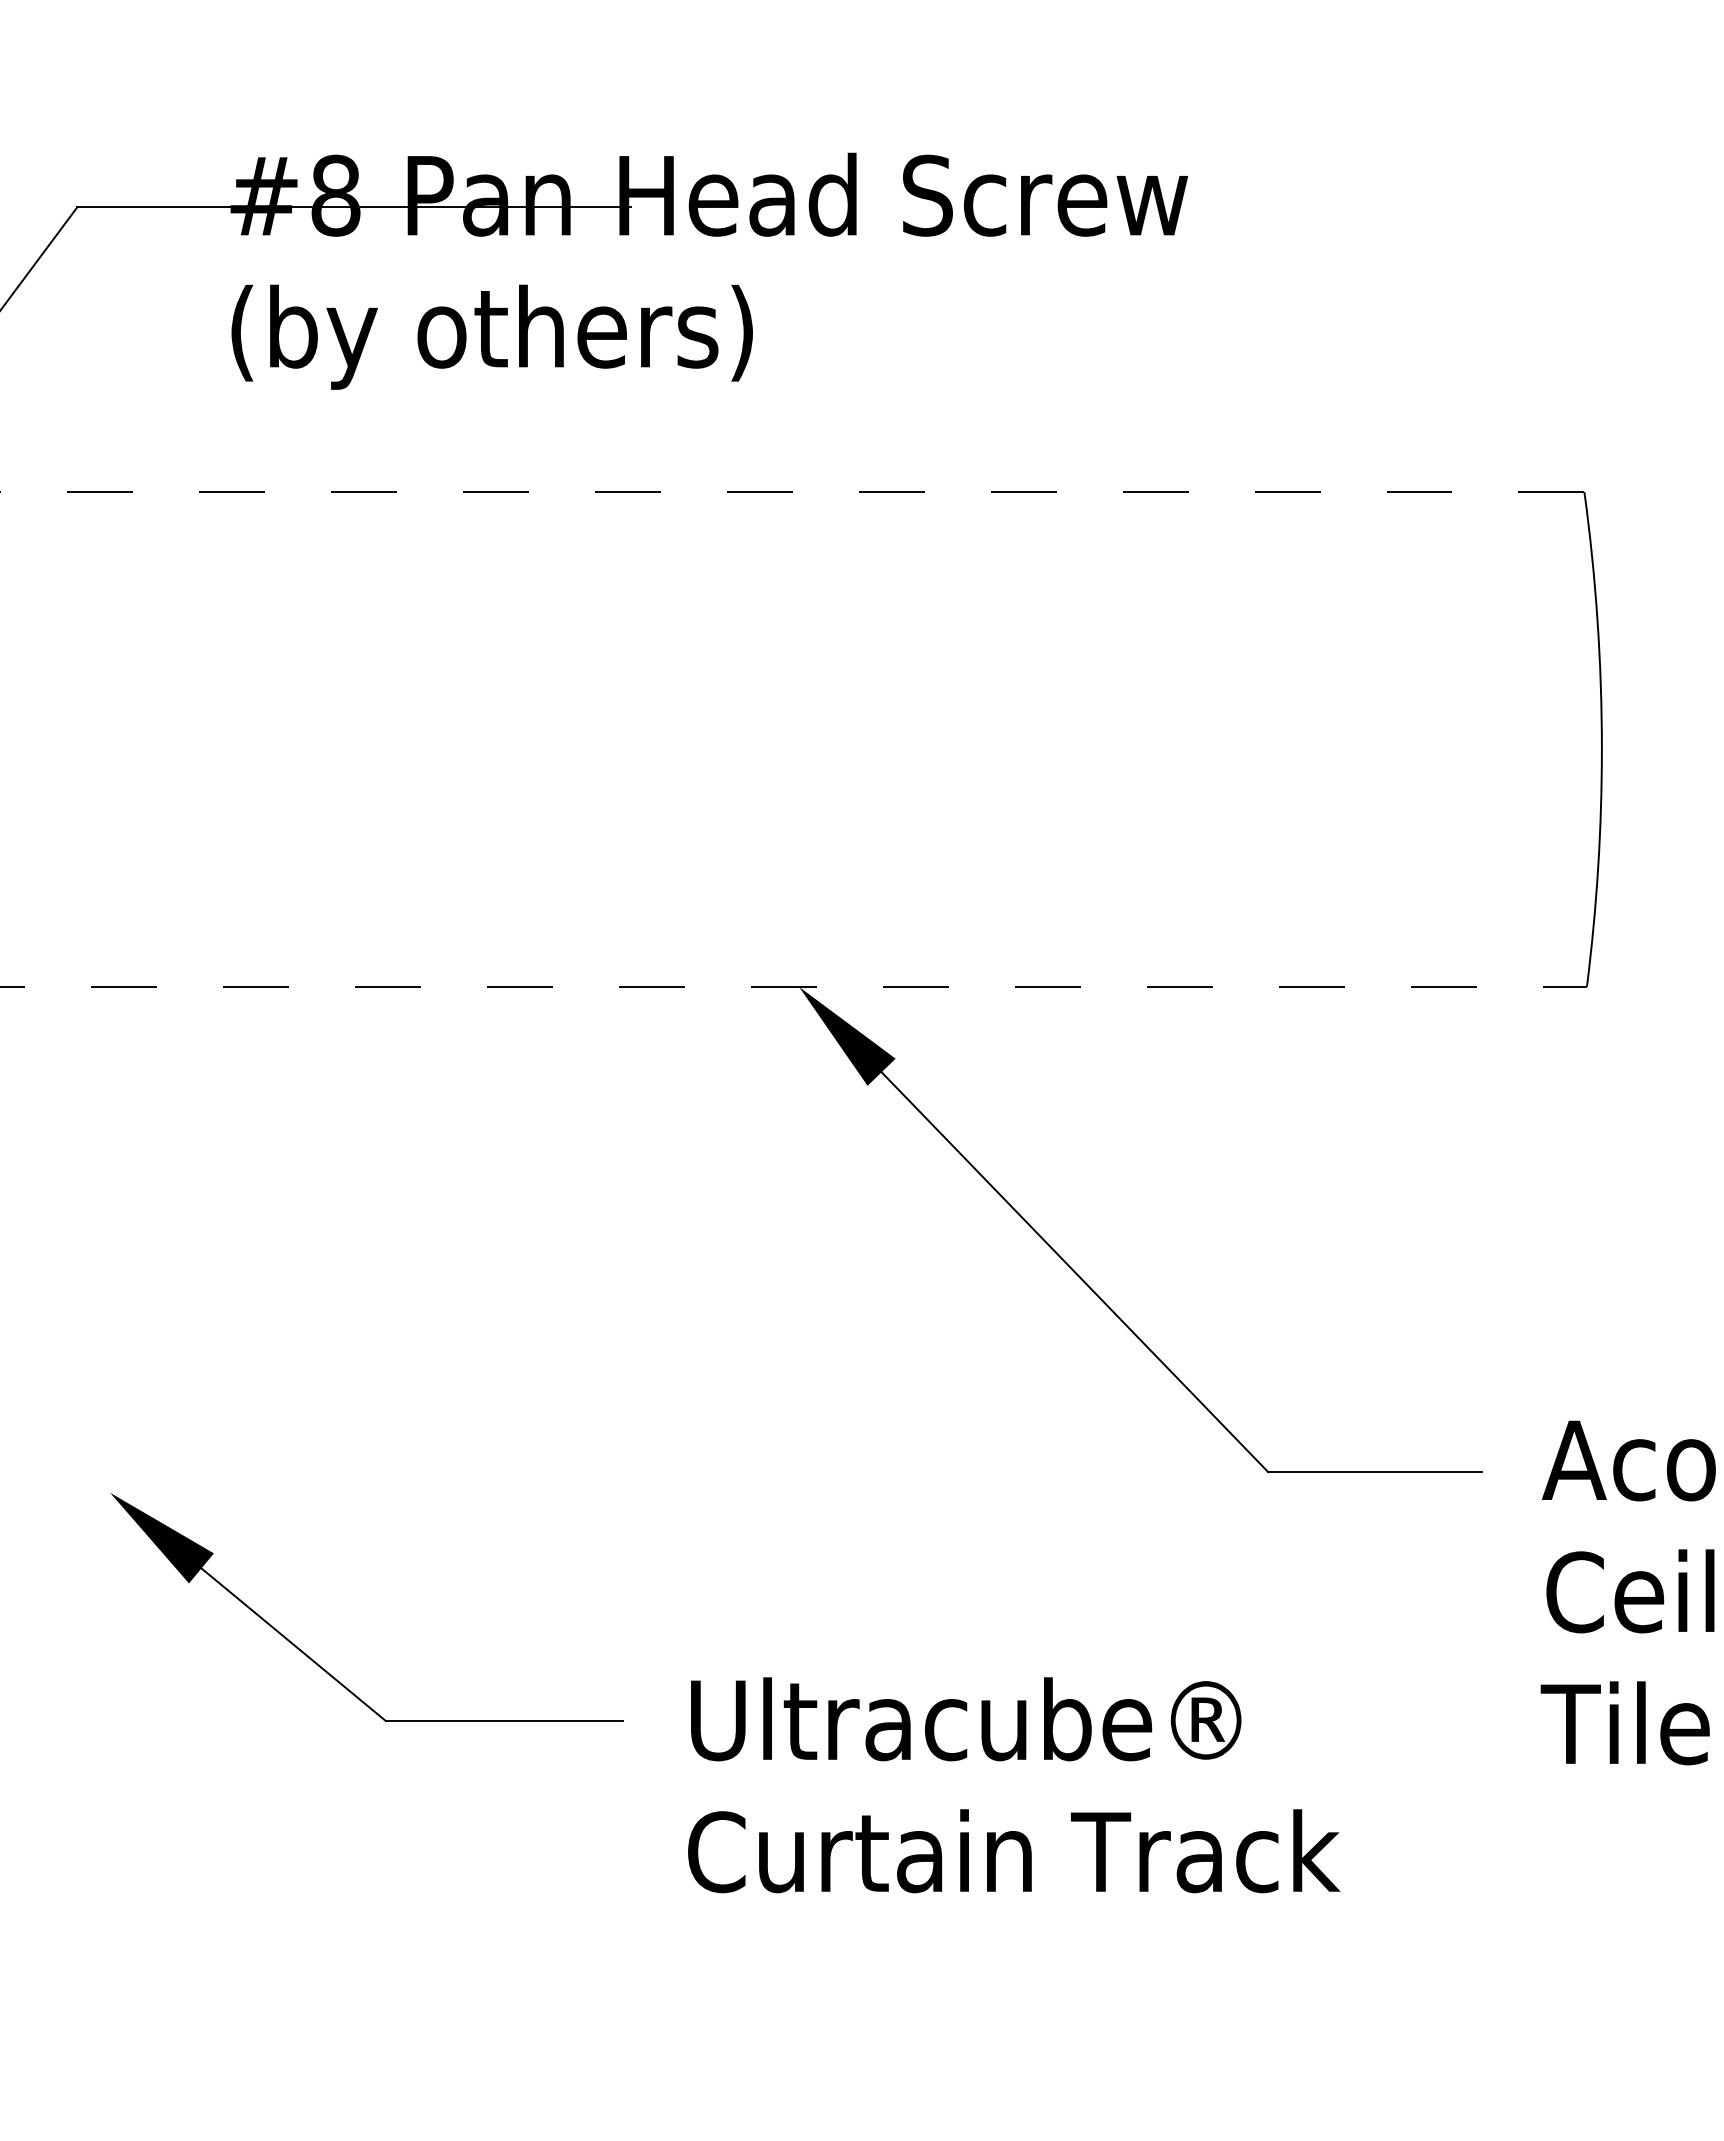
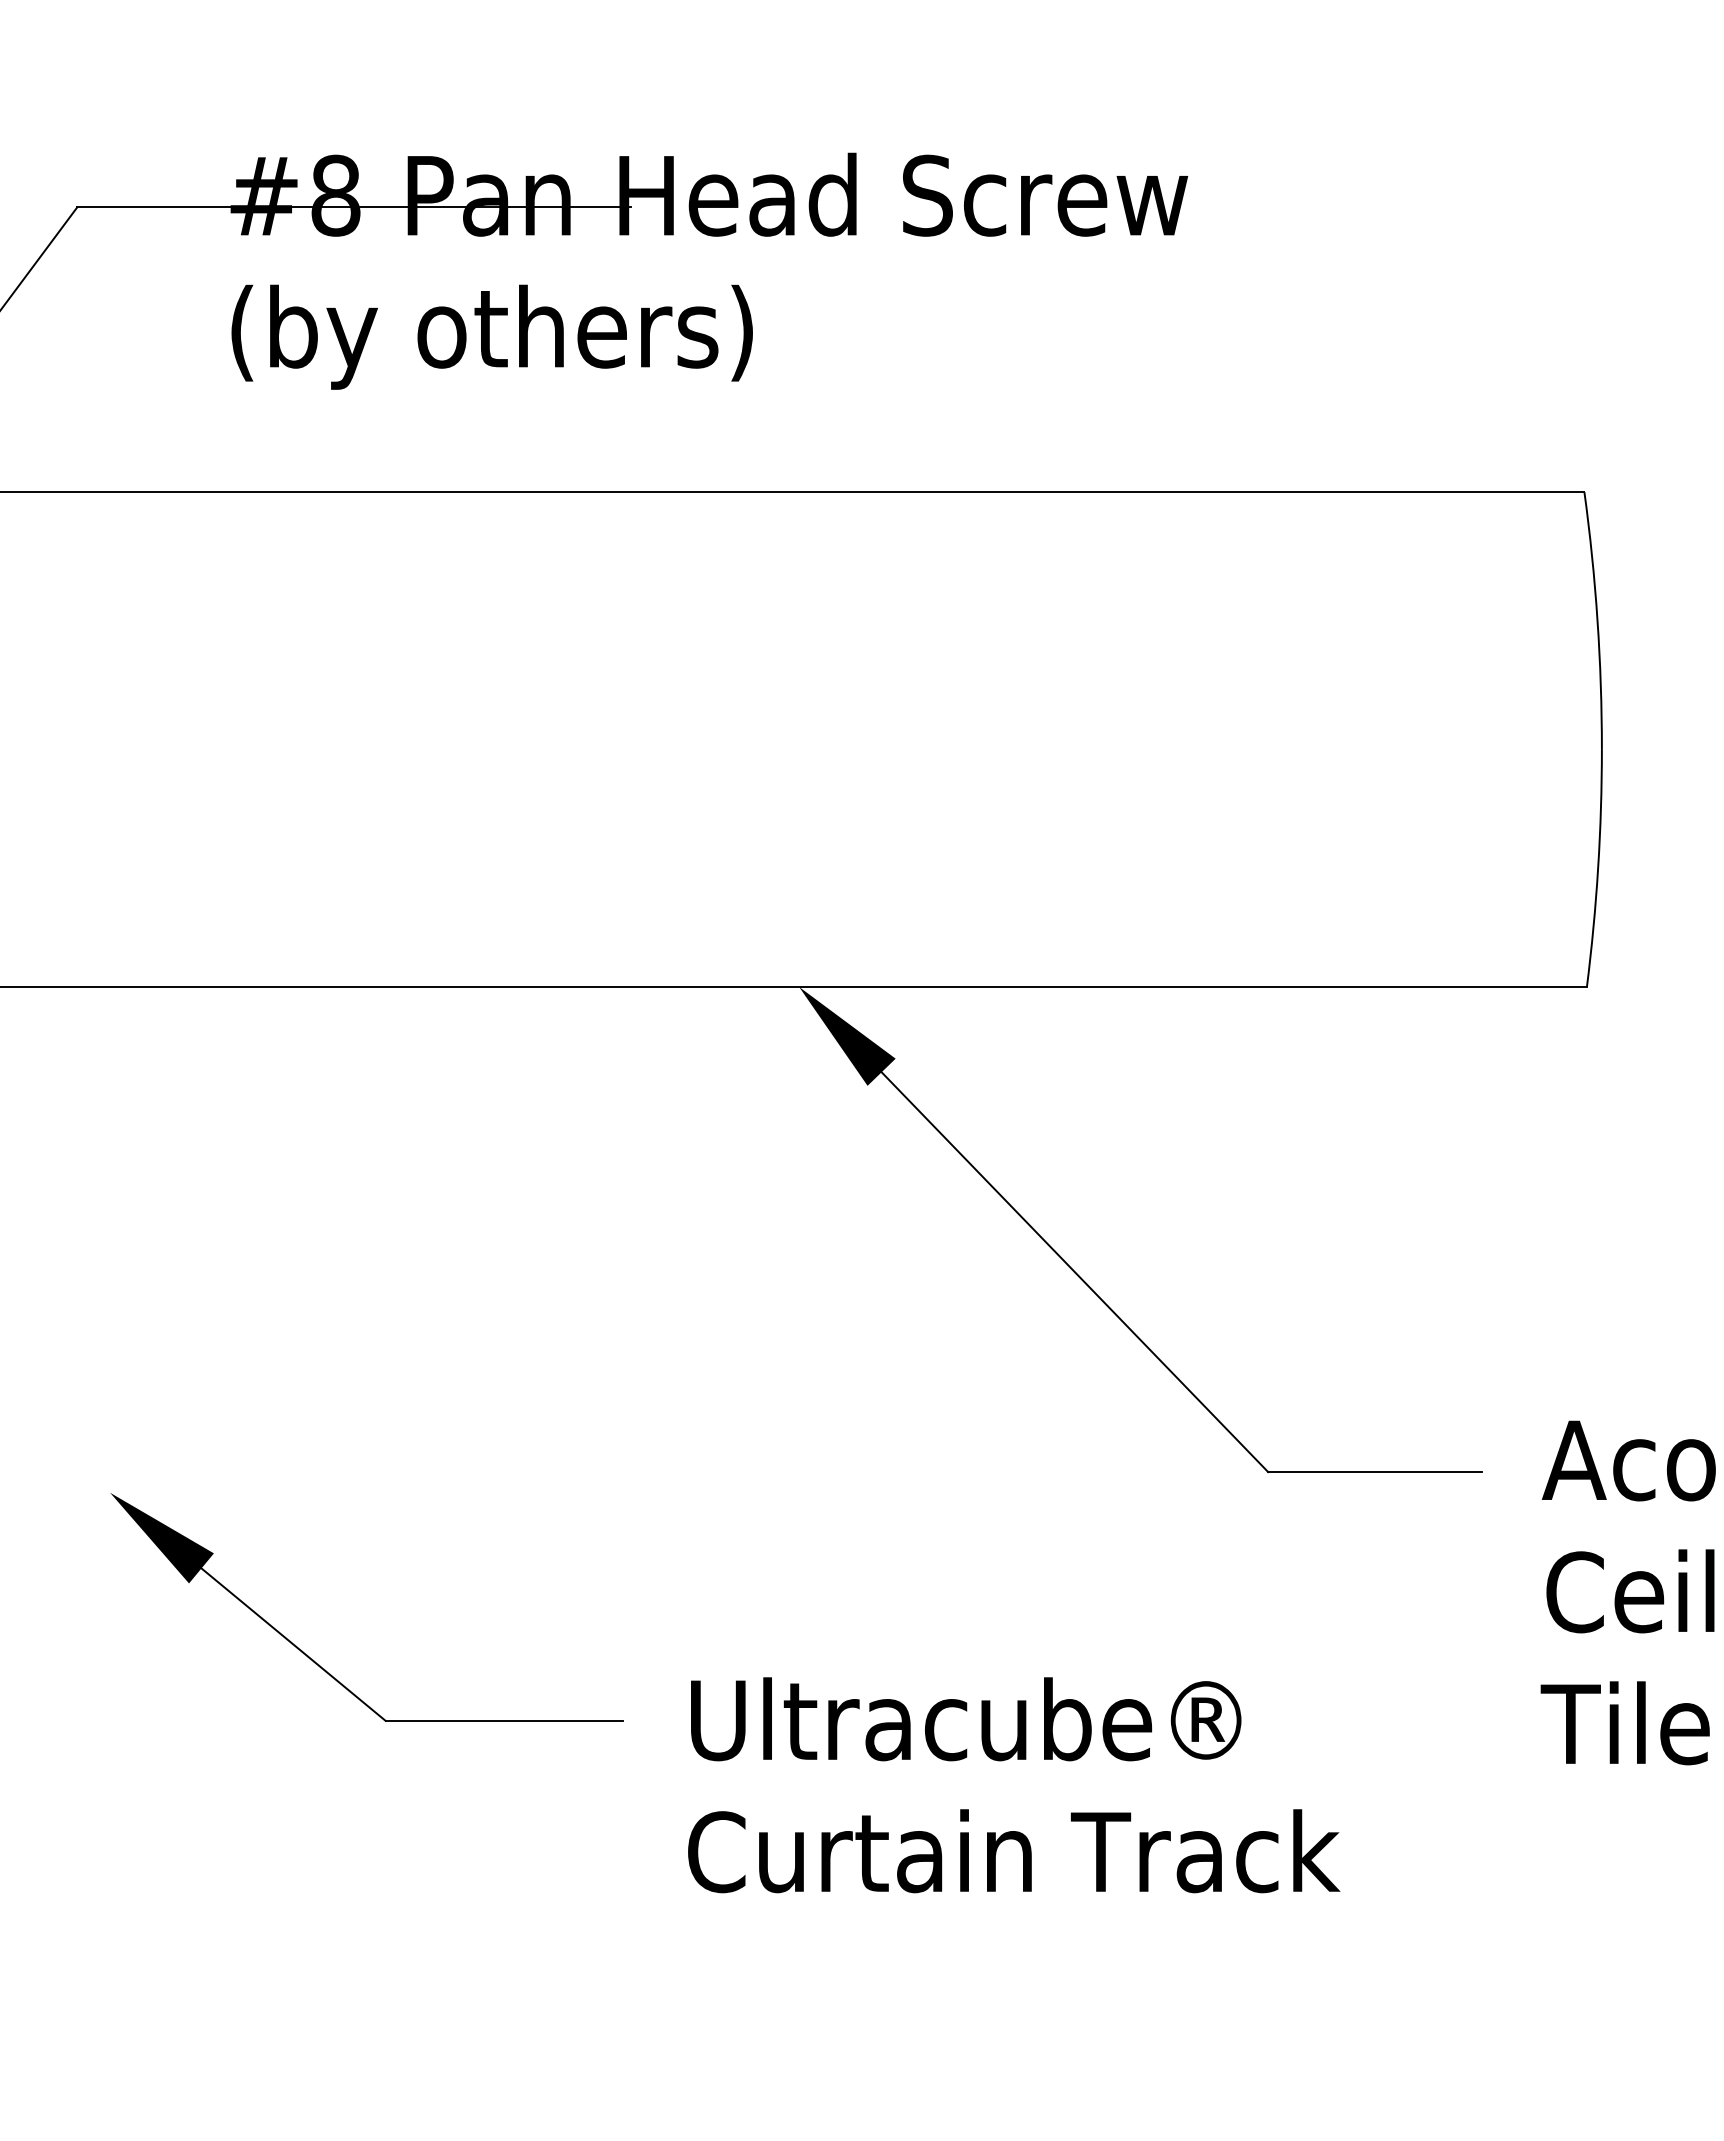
line: dashed -> solid (792, 492)
line: dashed -> solid (794, 986)
